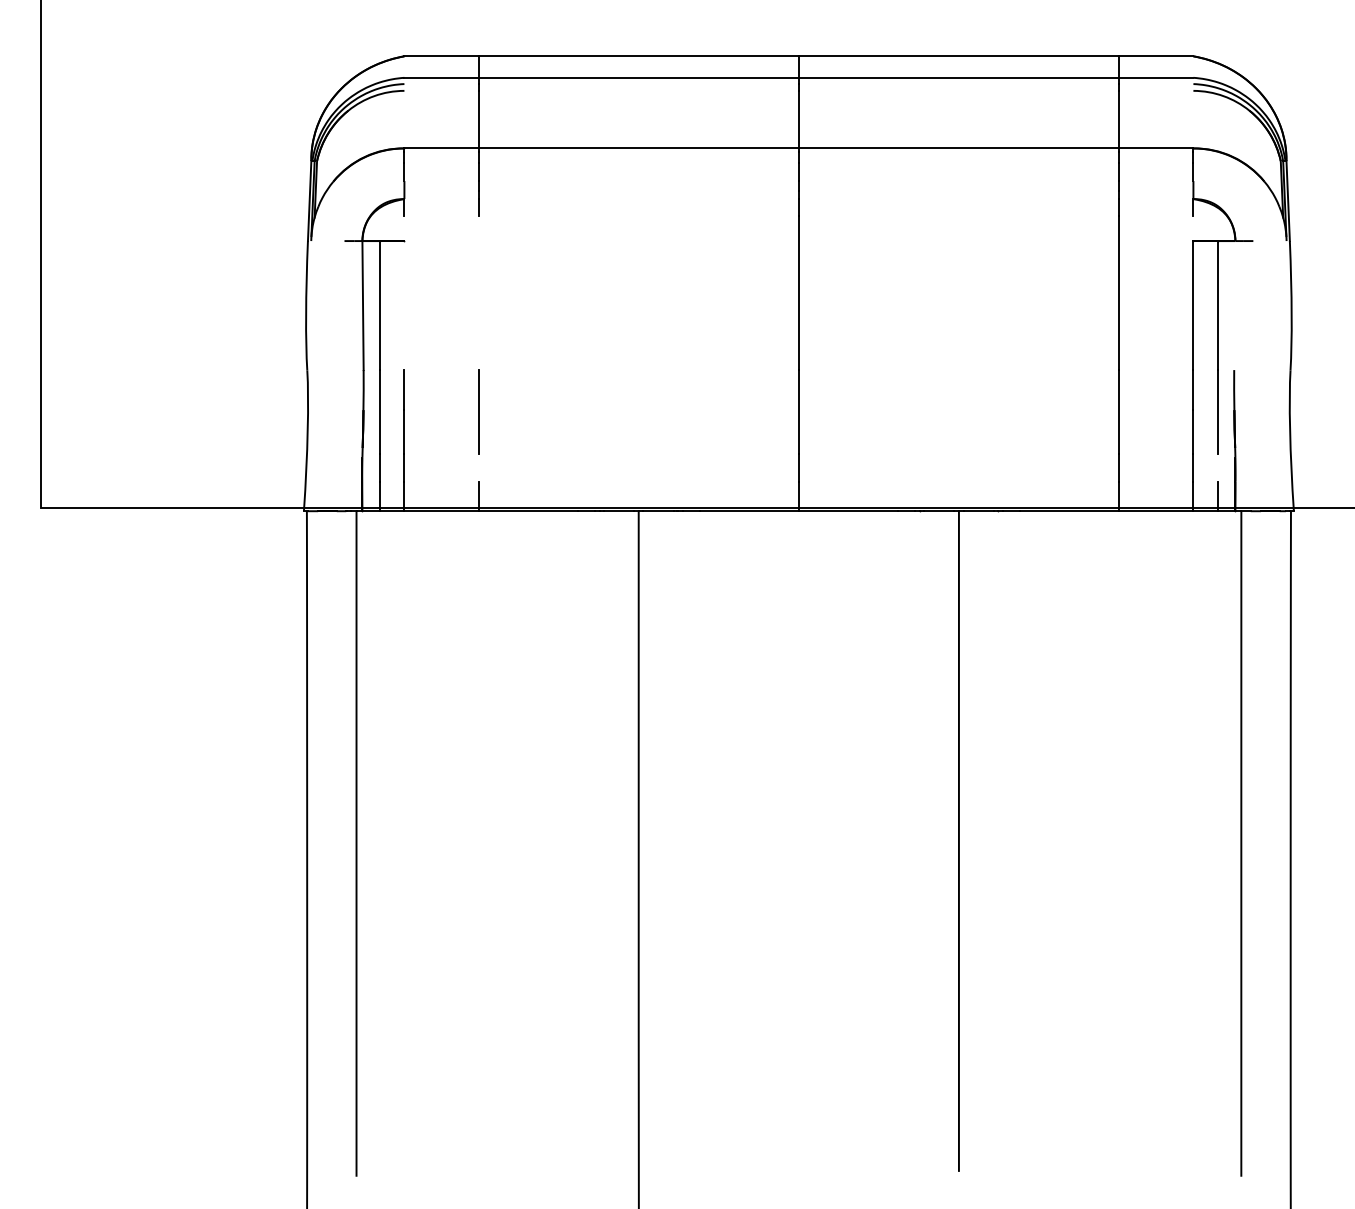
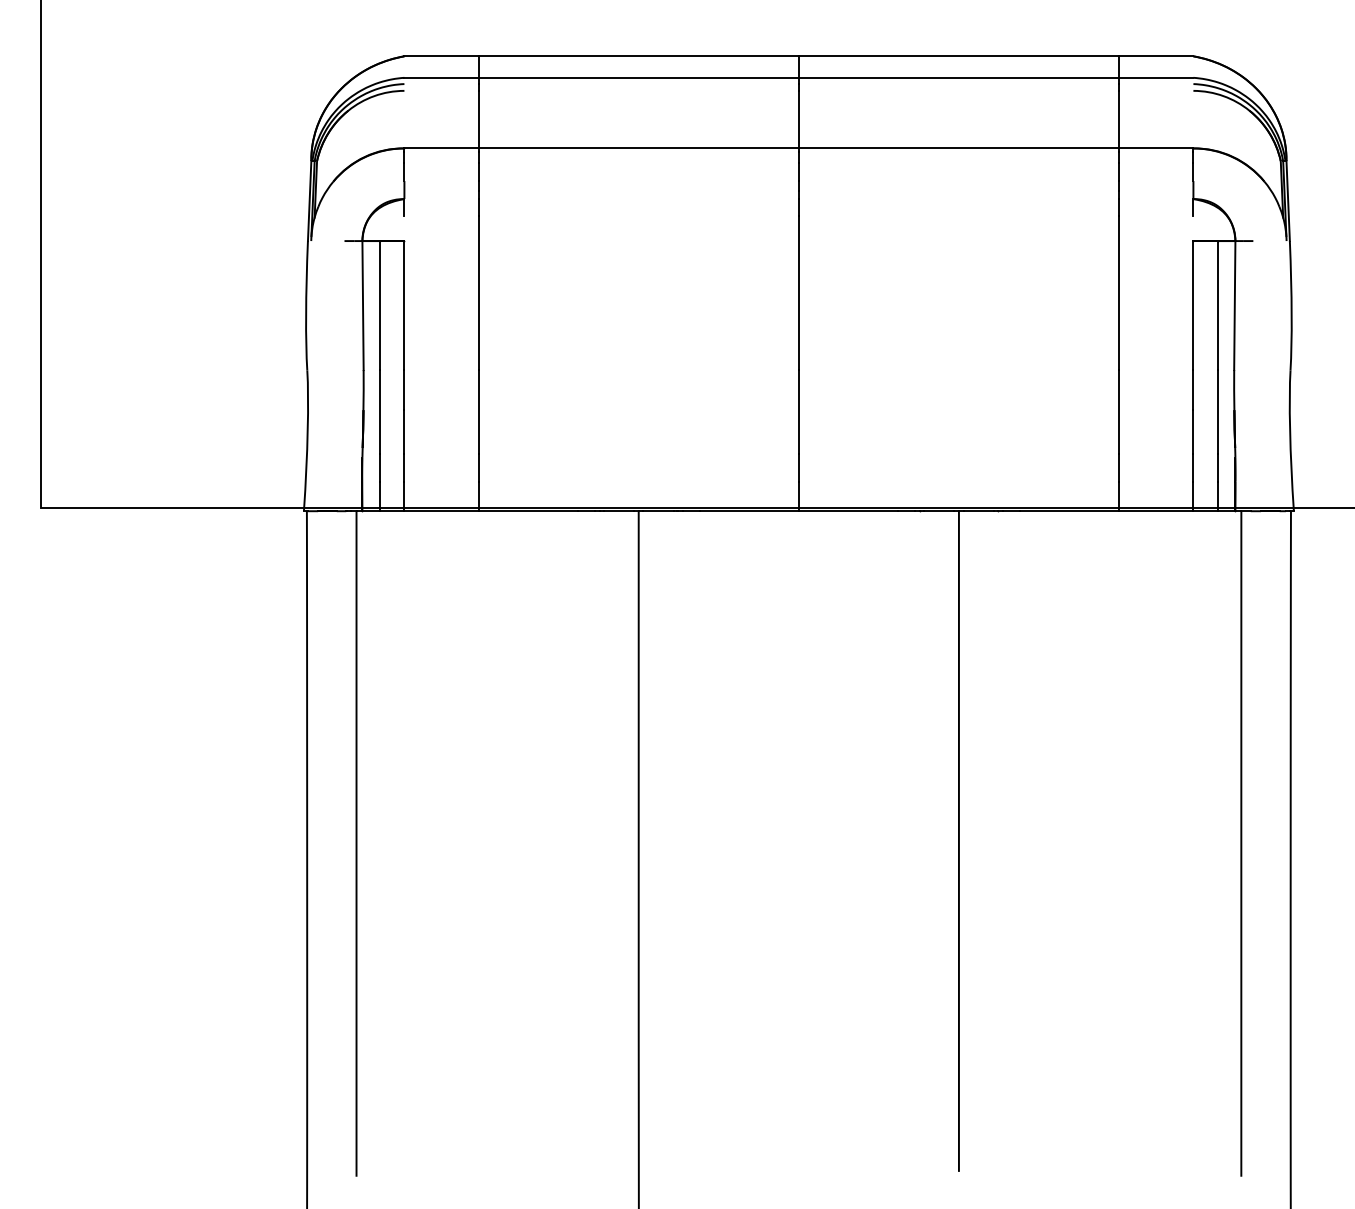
line: none -> present (478, 293)
line: none -> present (404, 305)
line: none -> present (1234, 305)
line: none -> present (478, 468)
line: none -> present (1218, 468)
